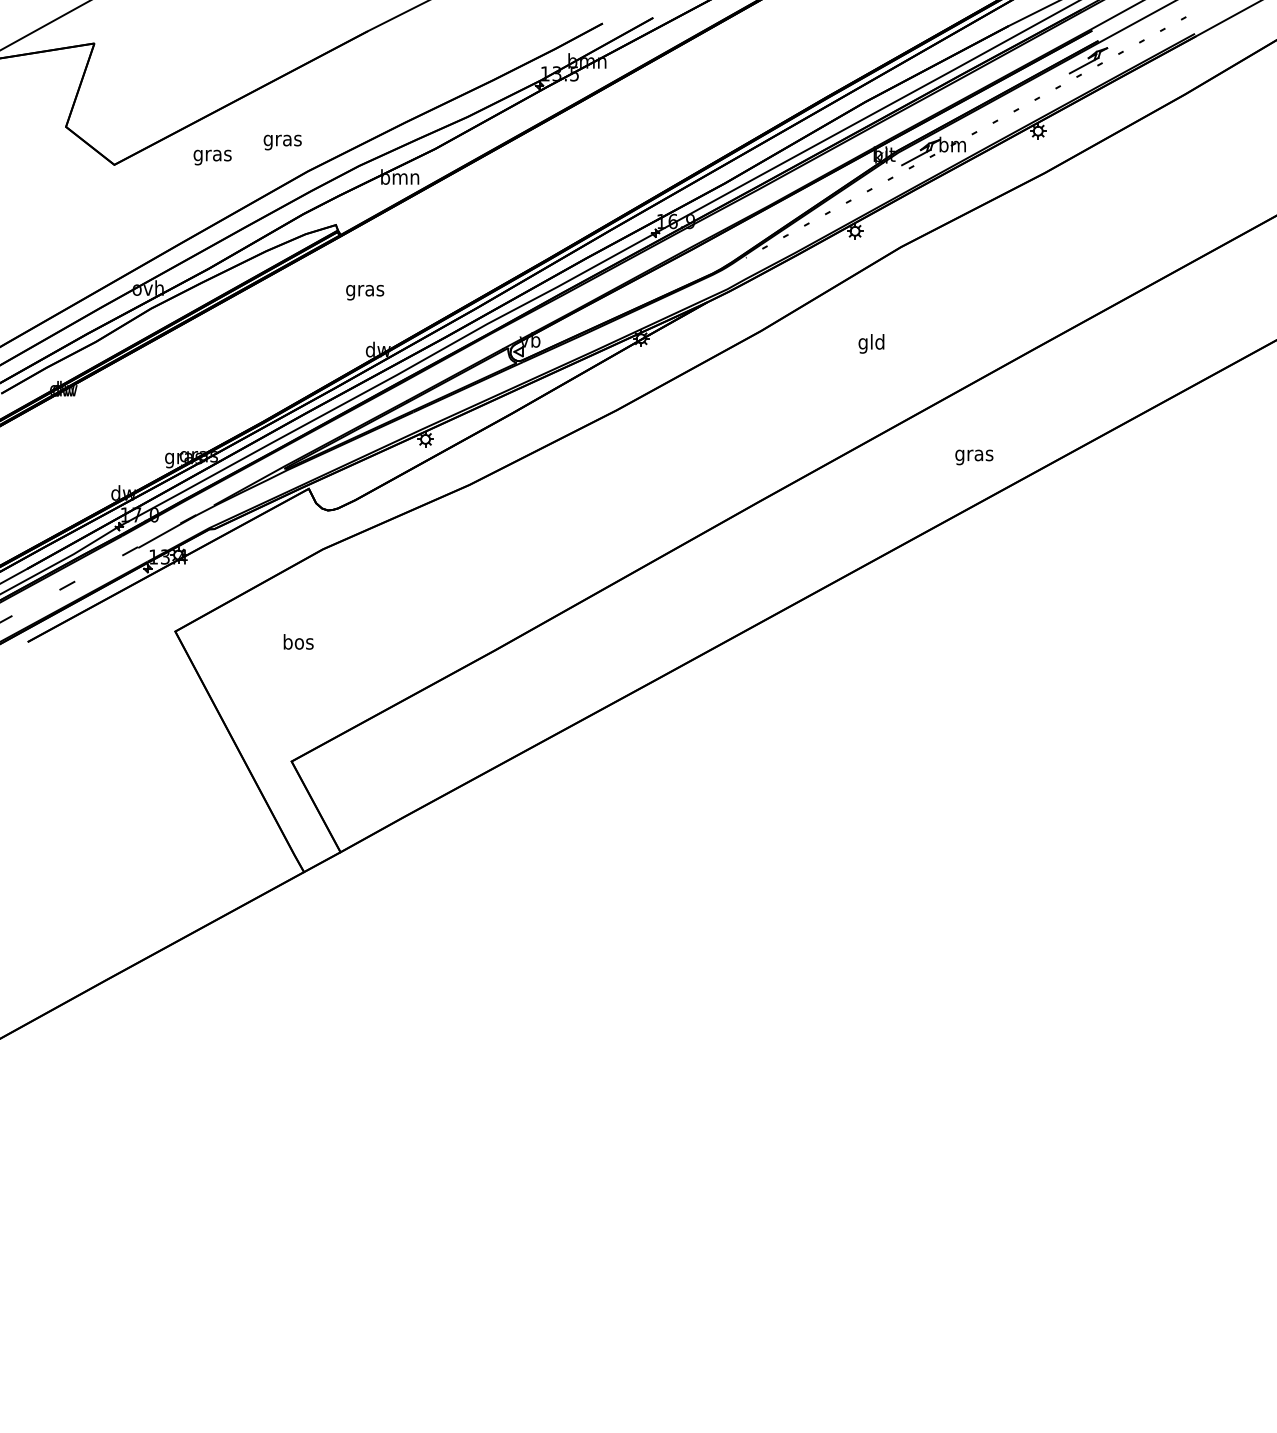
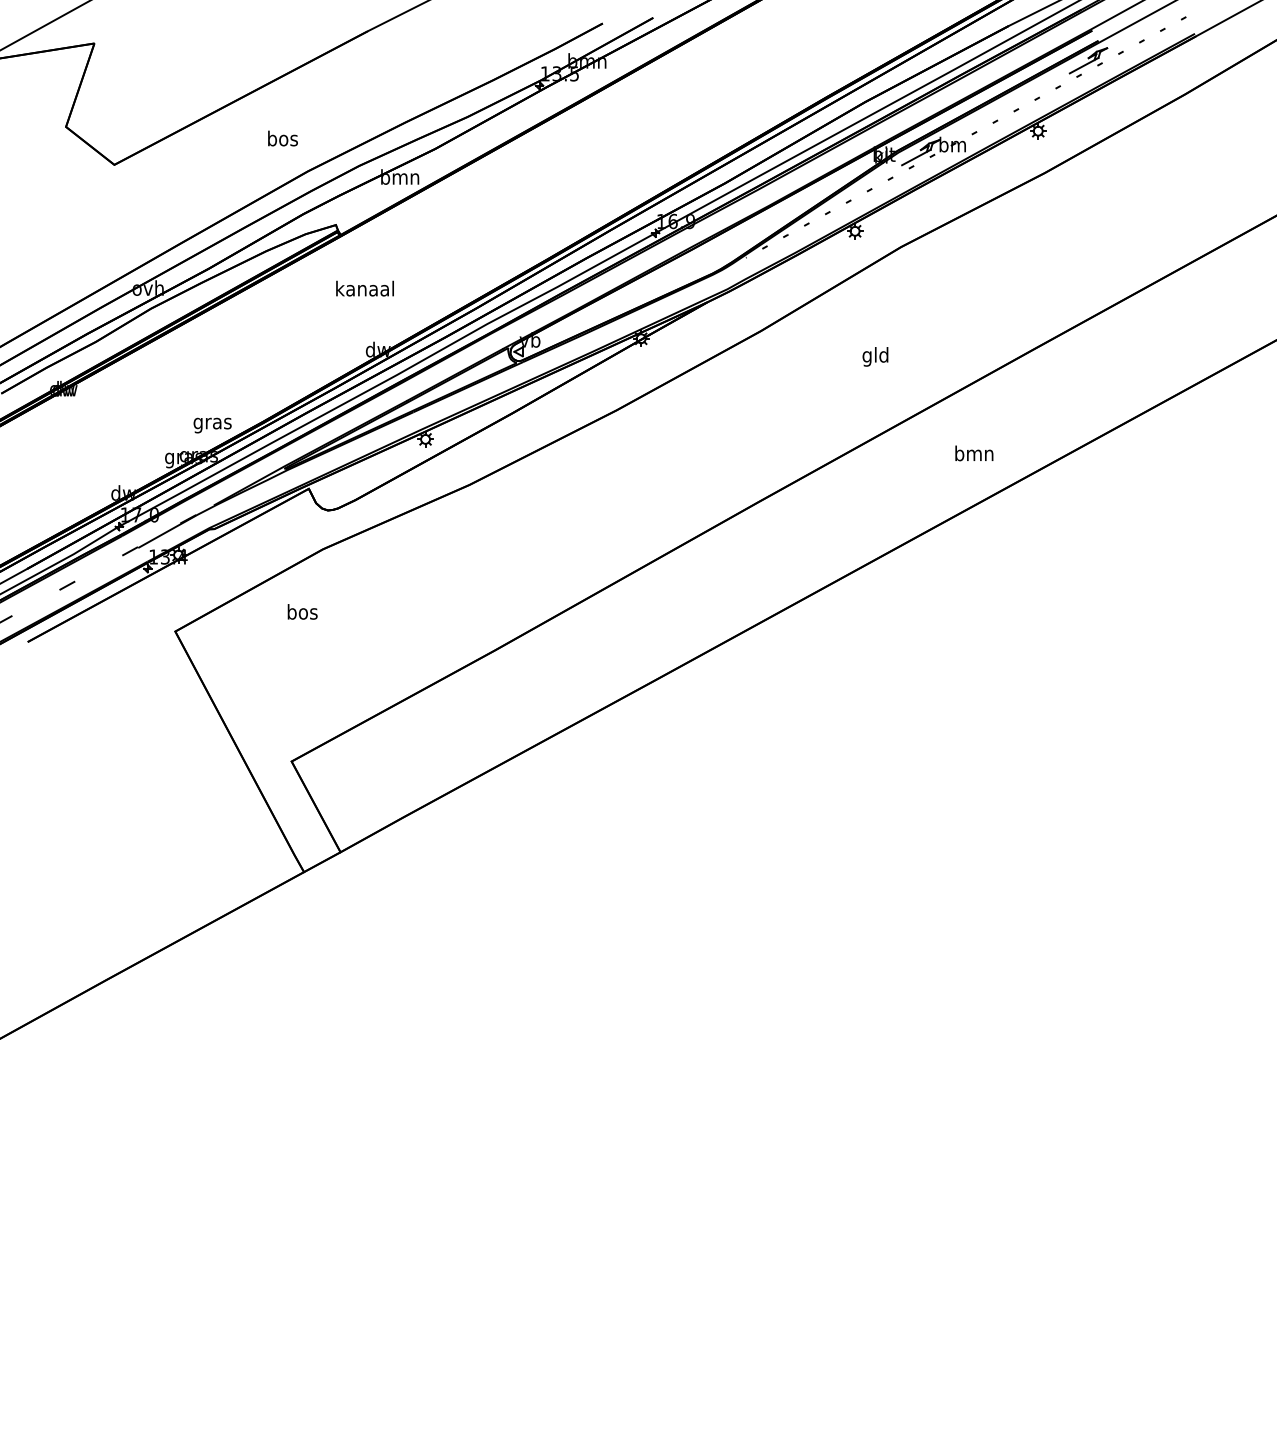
text: gras -> bos (282, 140)
text position: (212, 157) -> (212, 425) (212, 425)
text: gras -> kanaal (364, 290)
text position: (871, 343) -> (875, 356) (875, 356)
text: gras -> bmn (974, 455)
text position: (298, 641) -> (302, 611) (302, 611)
